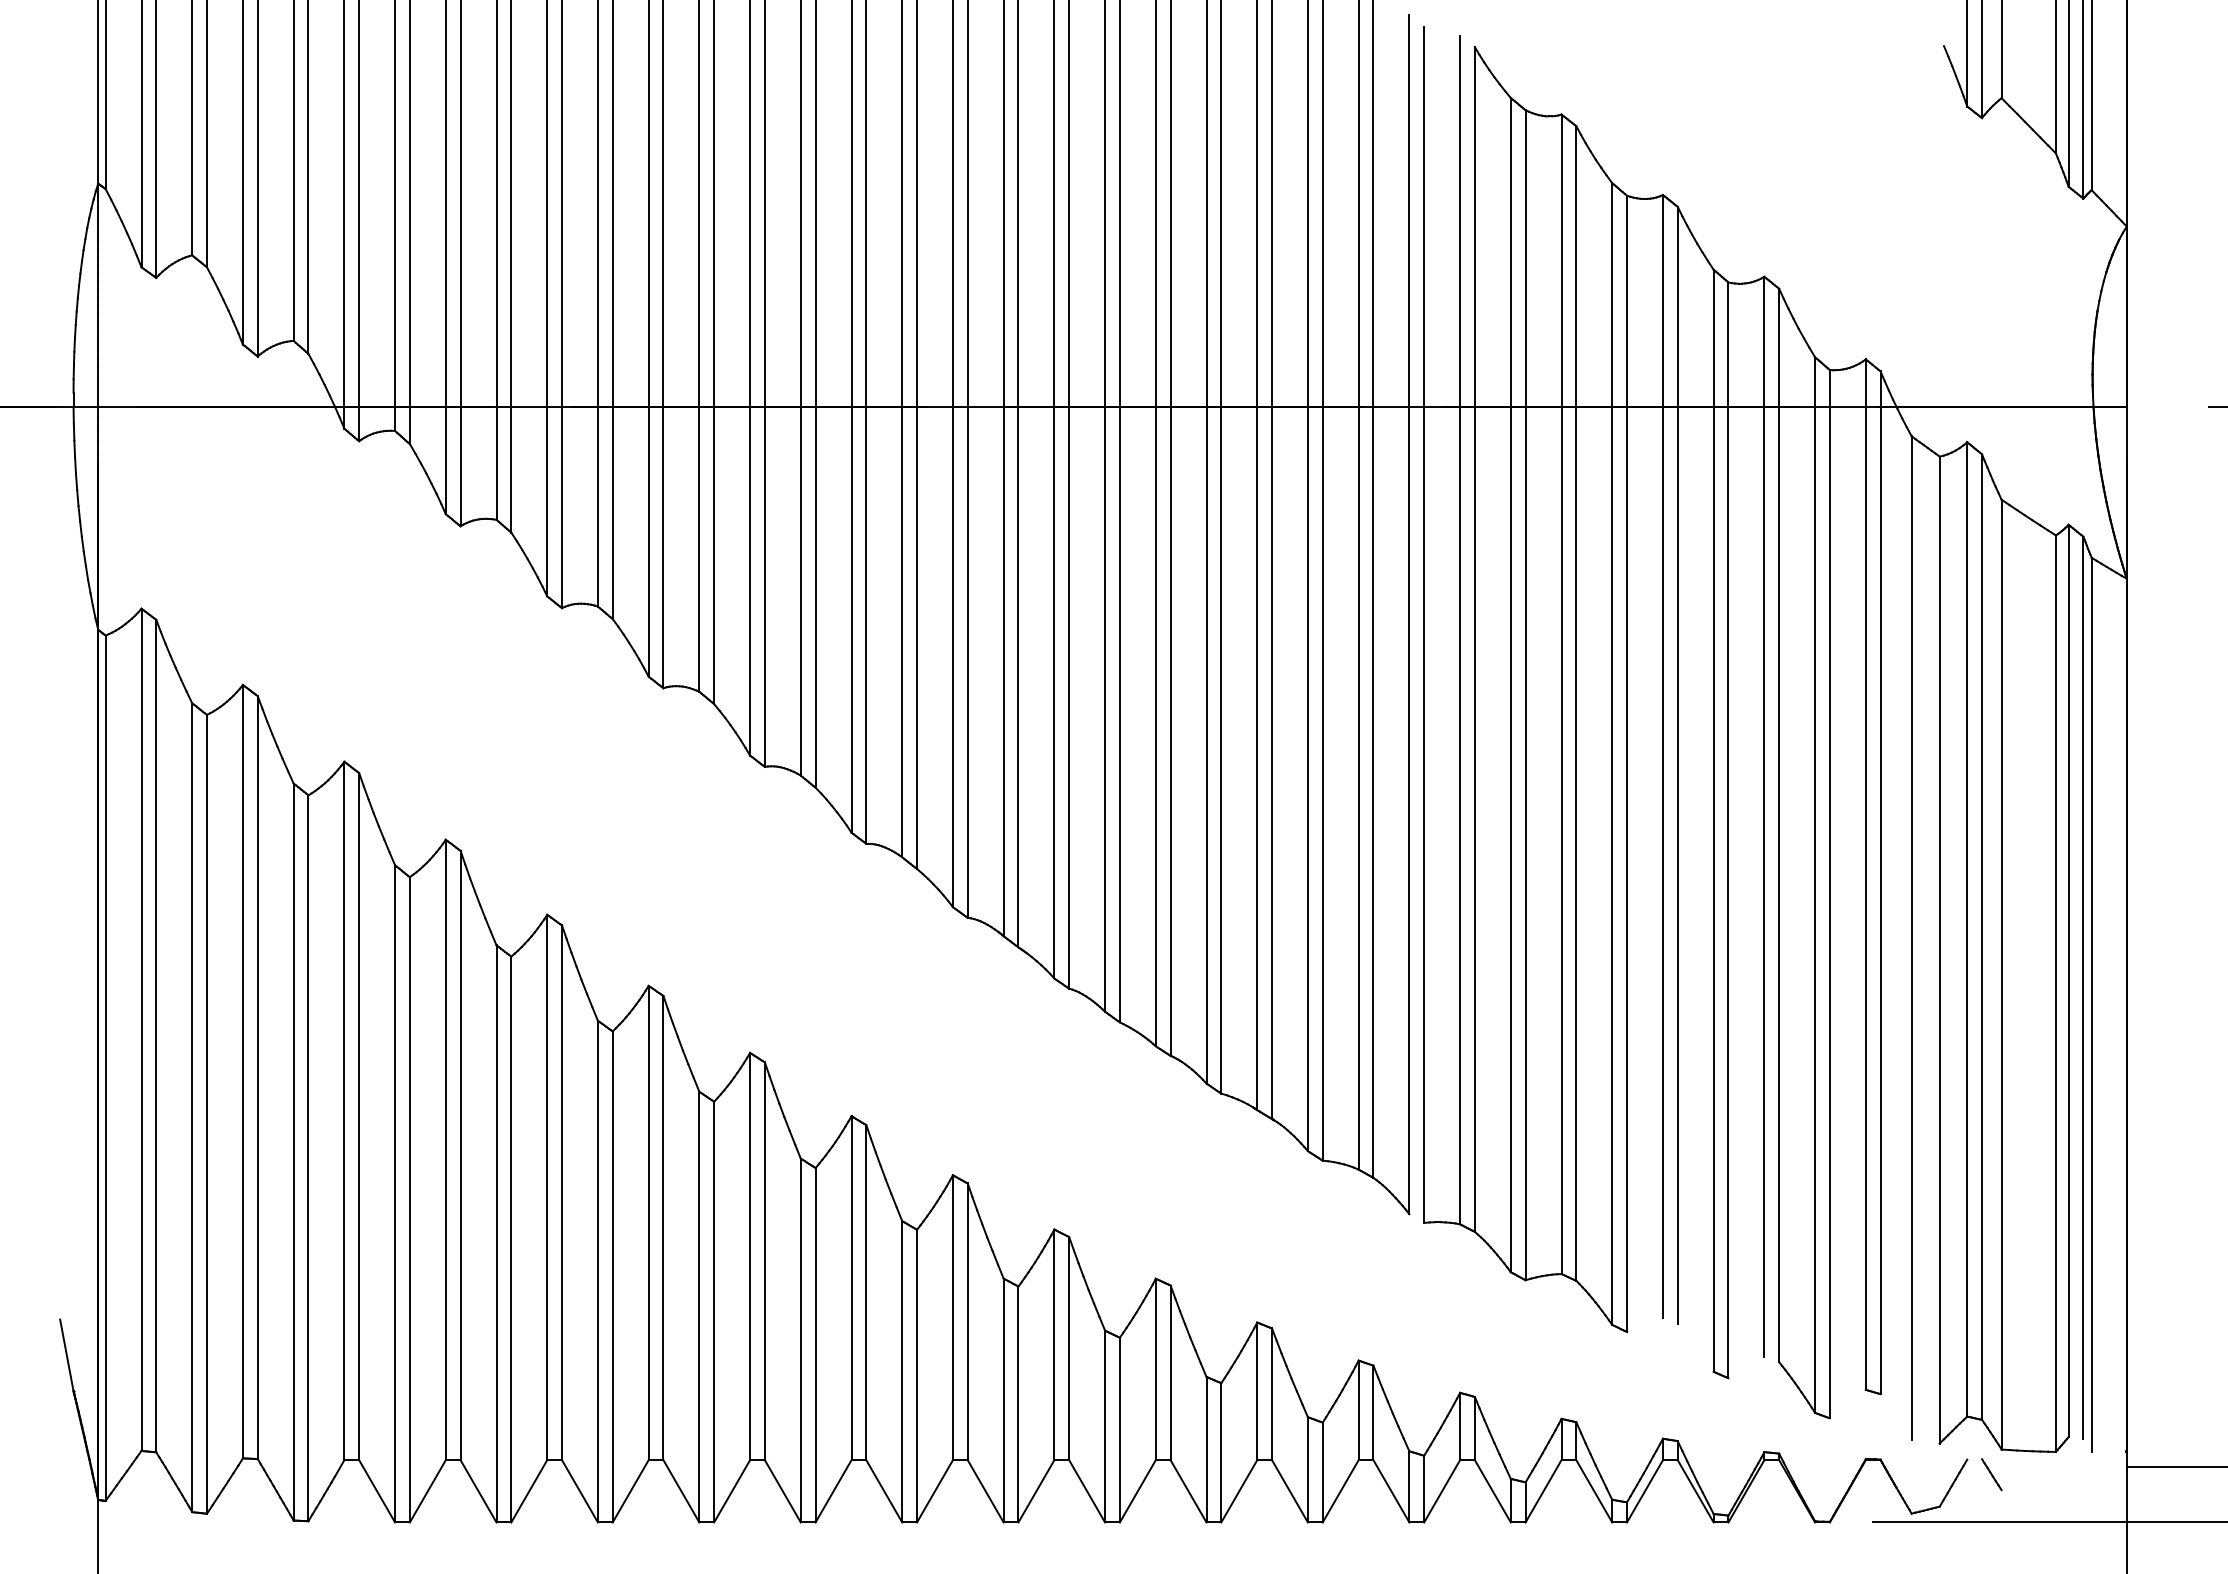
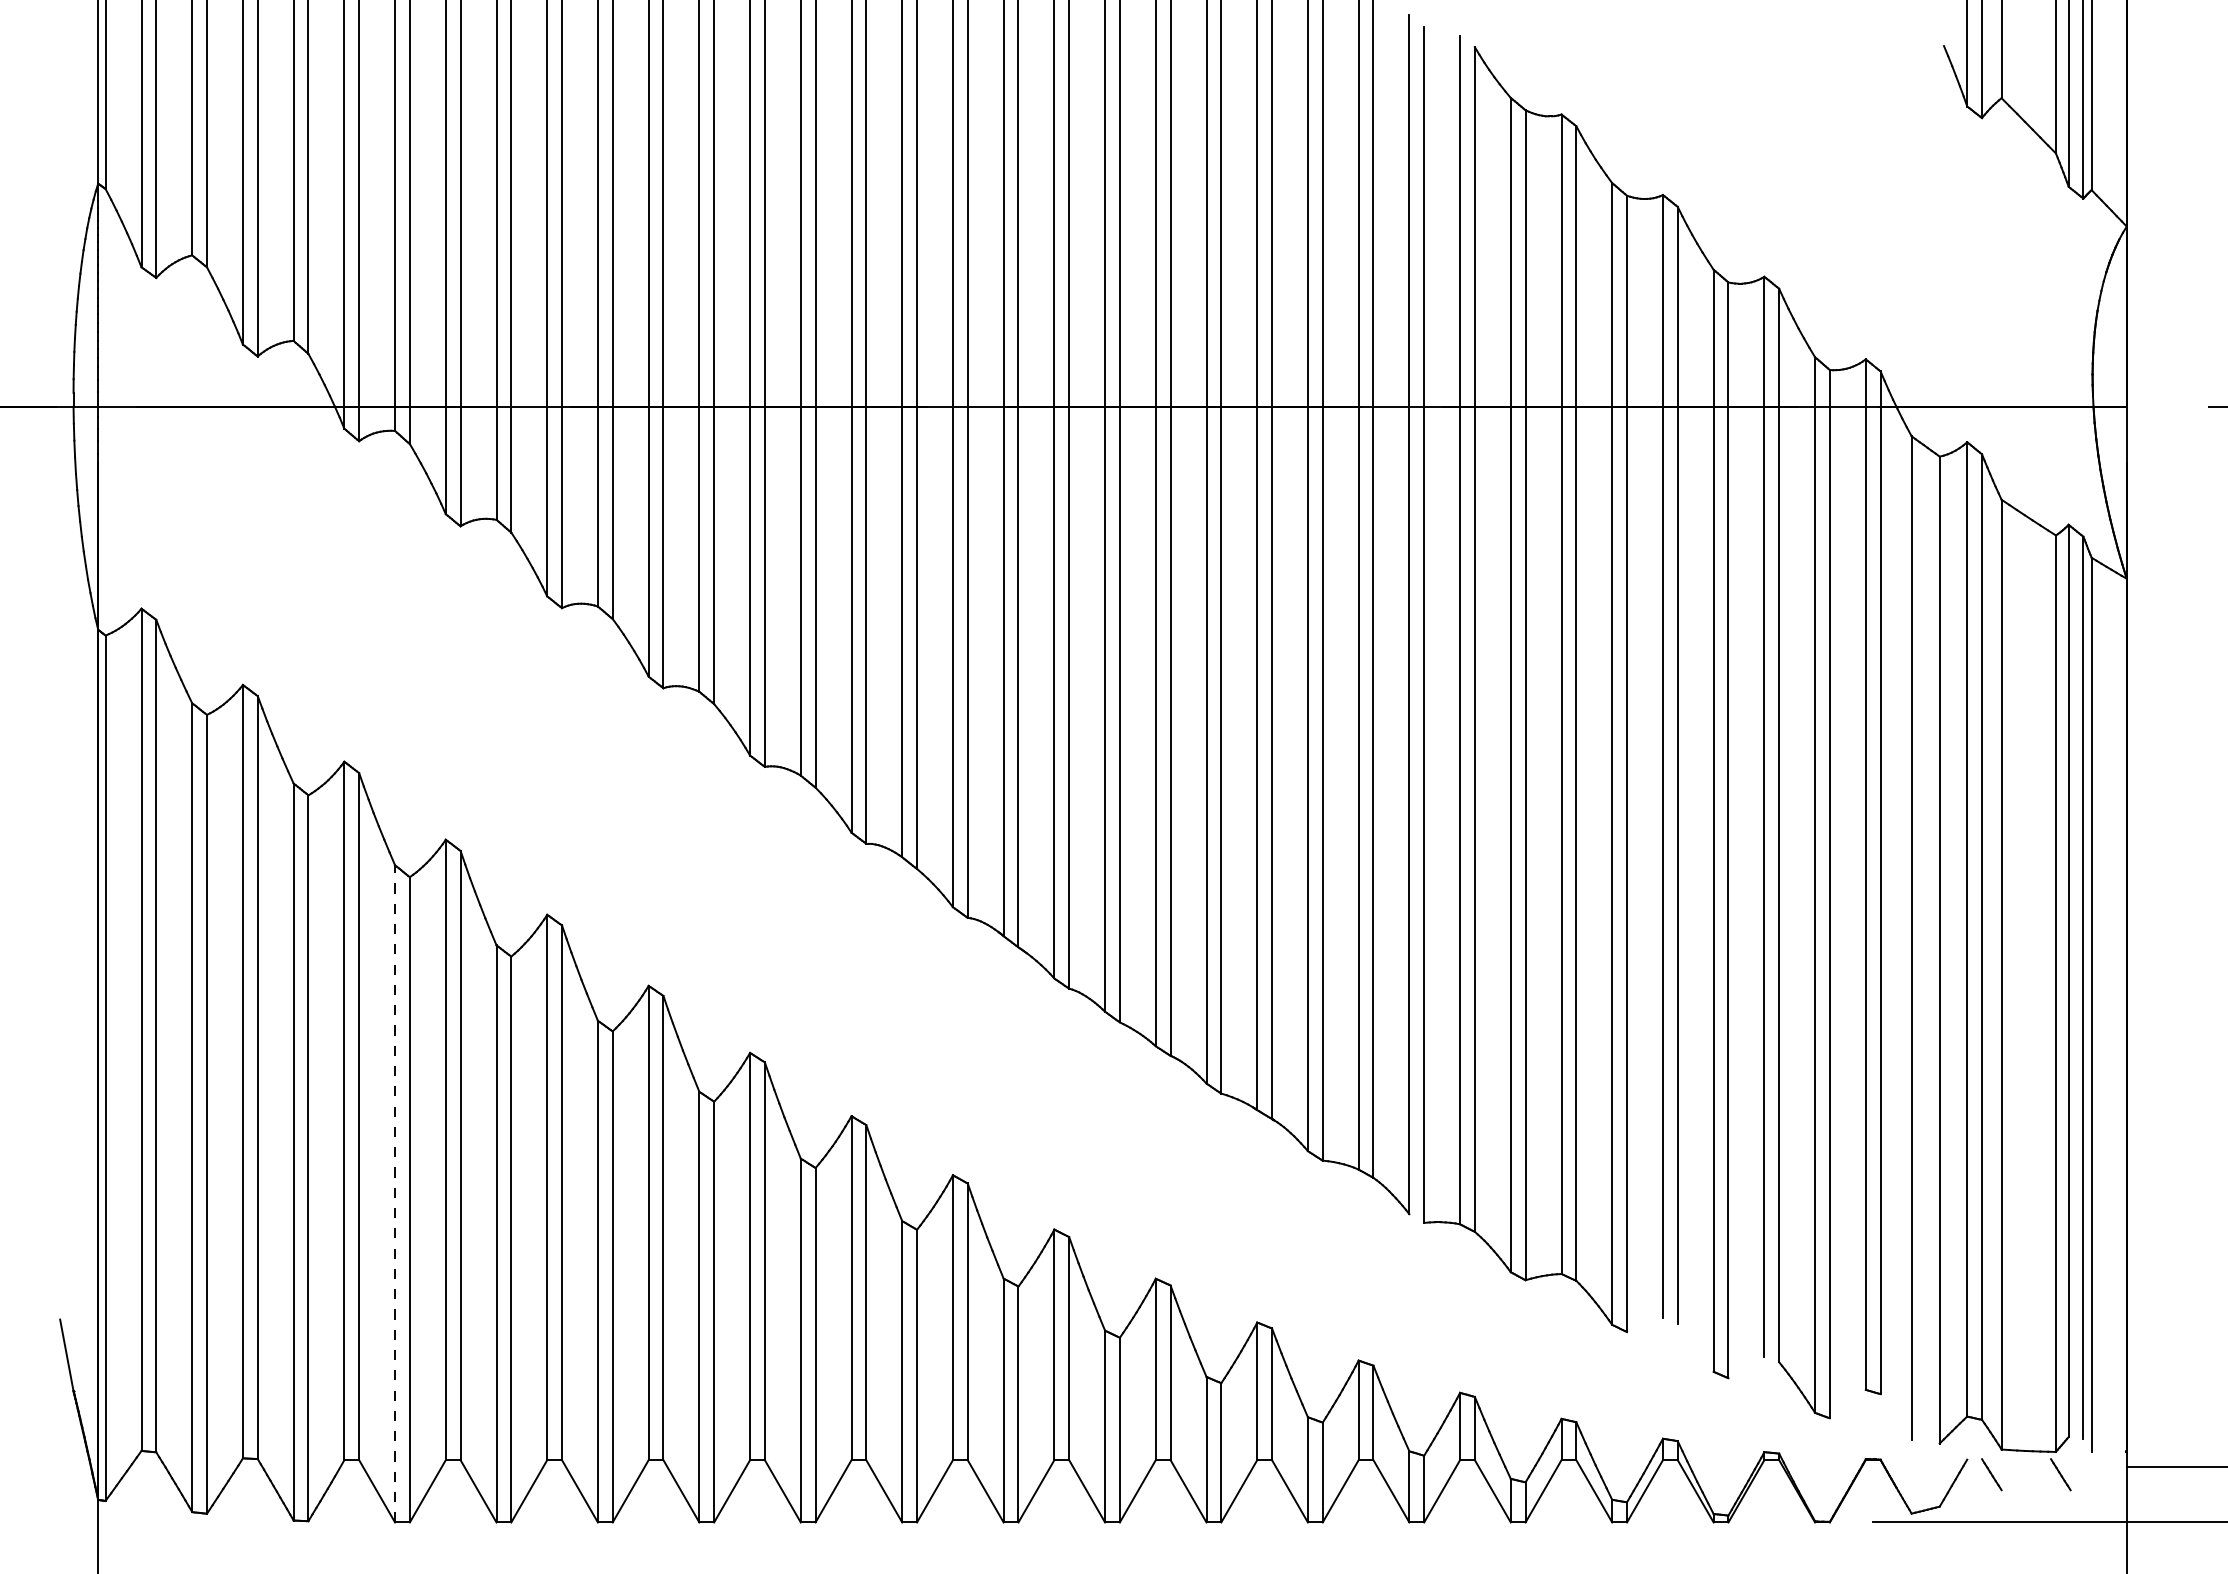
line: solid -> dashed (395, 1193)
line: none -> present (2060, 1474)
